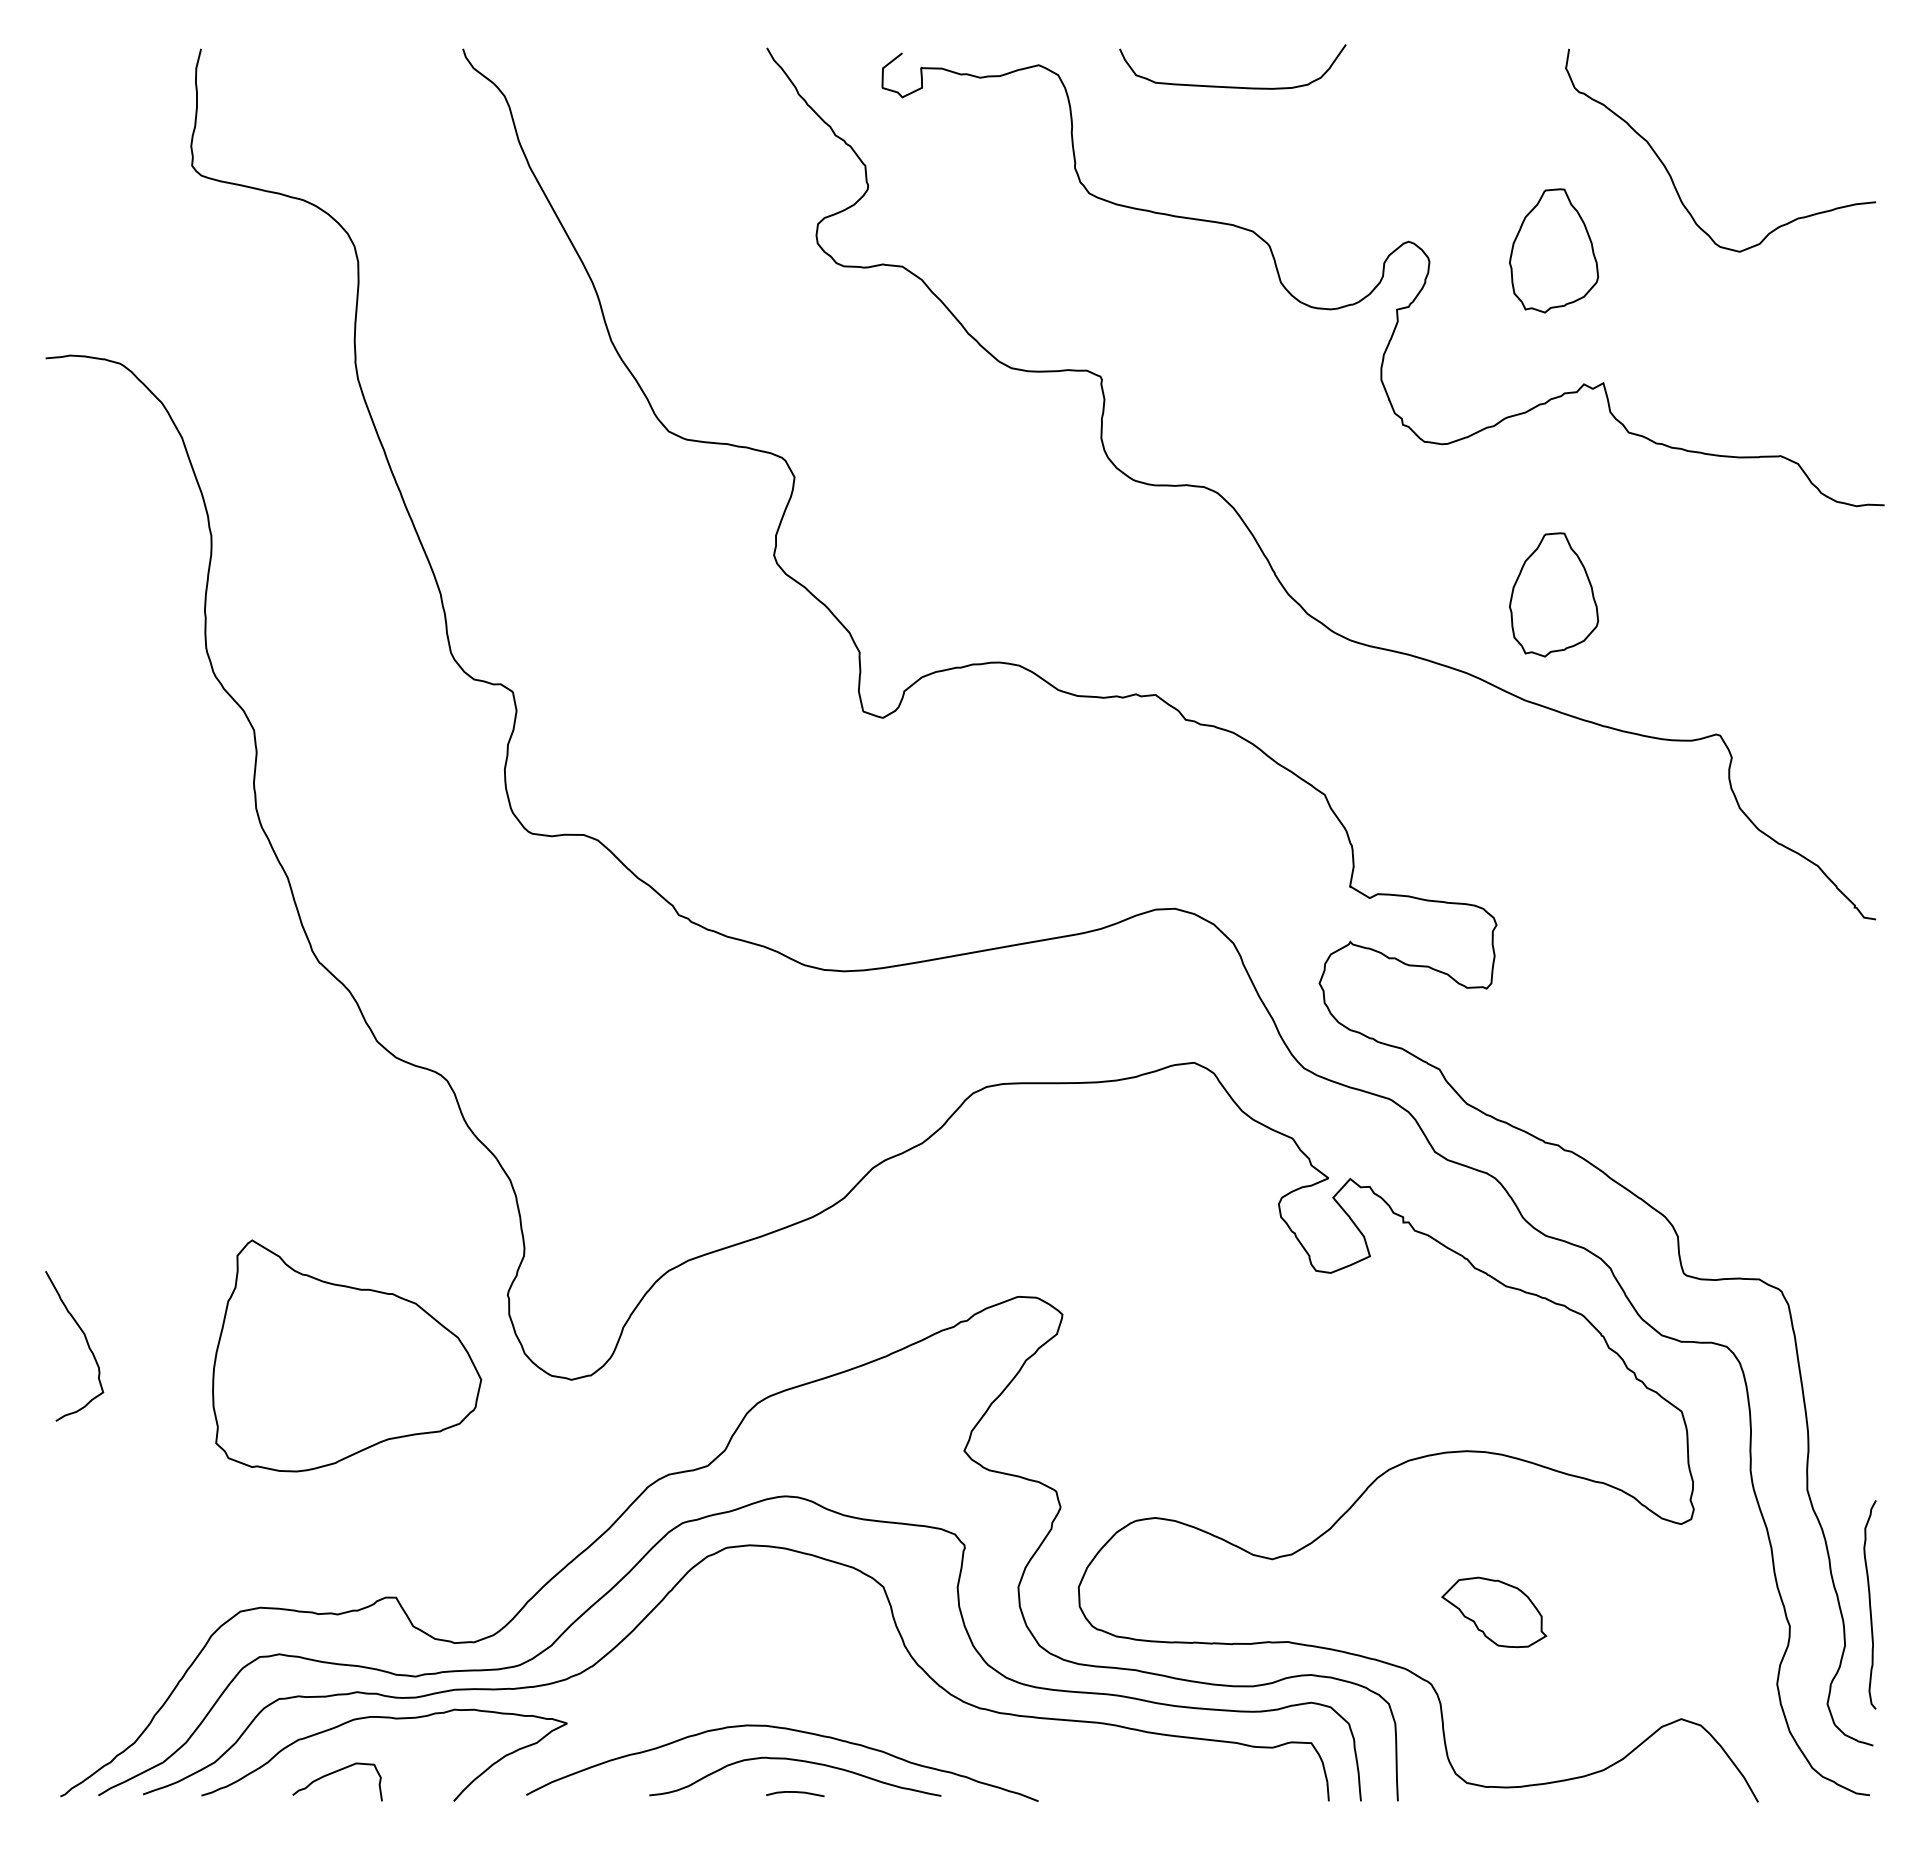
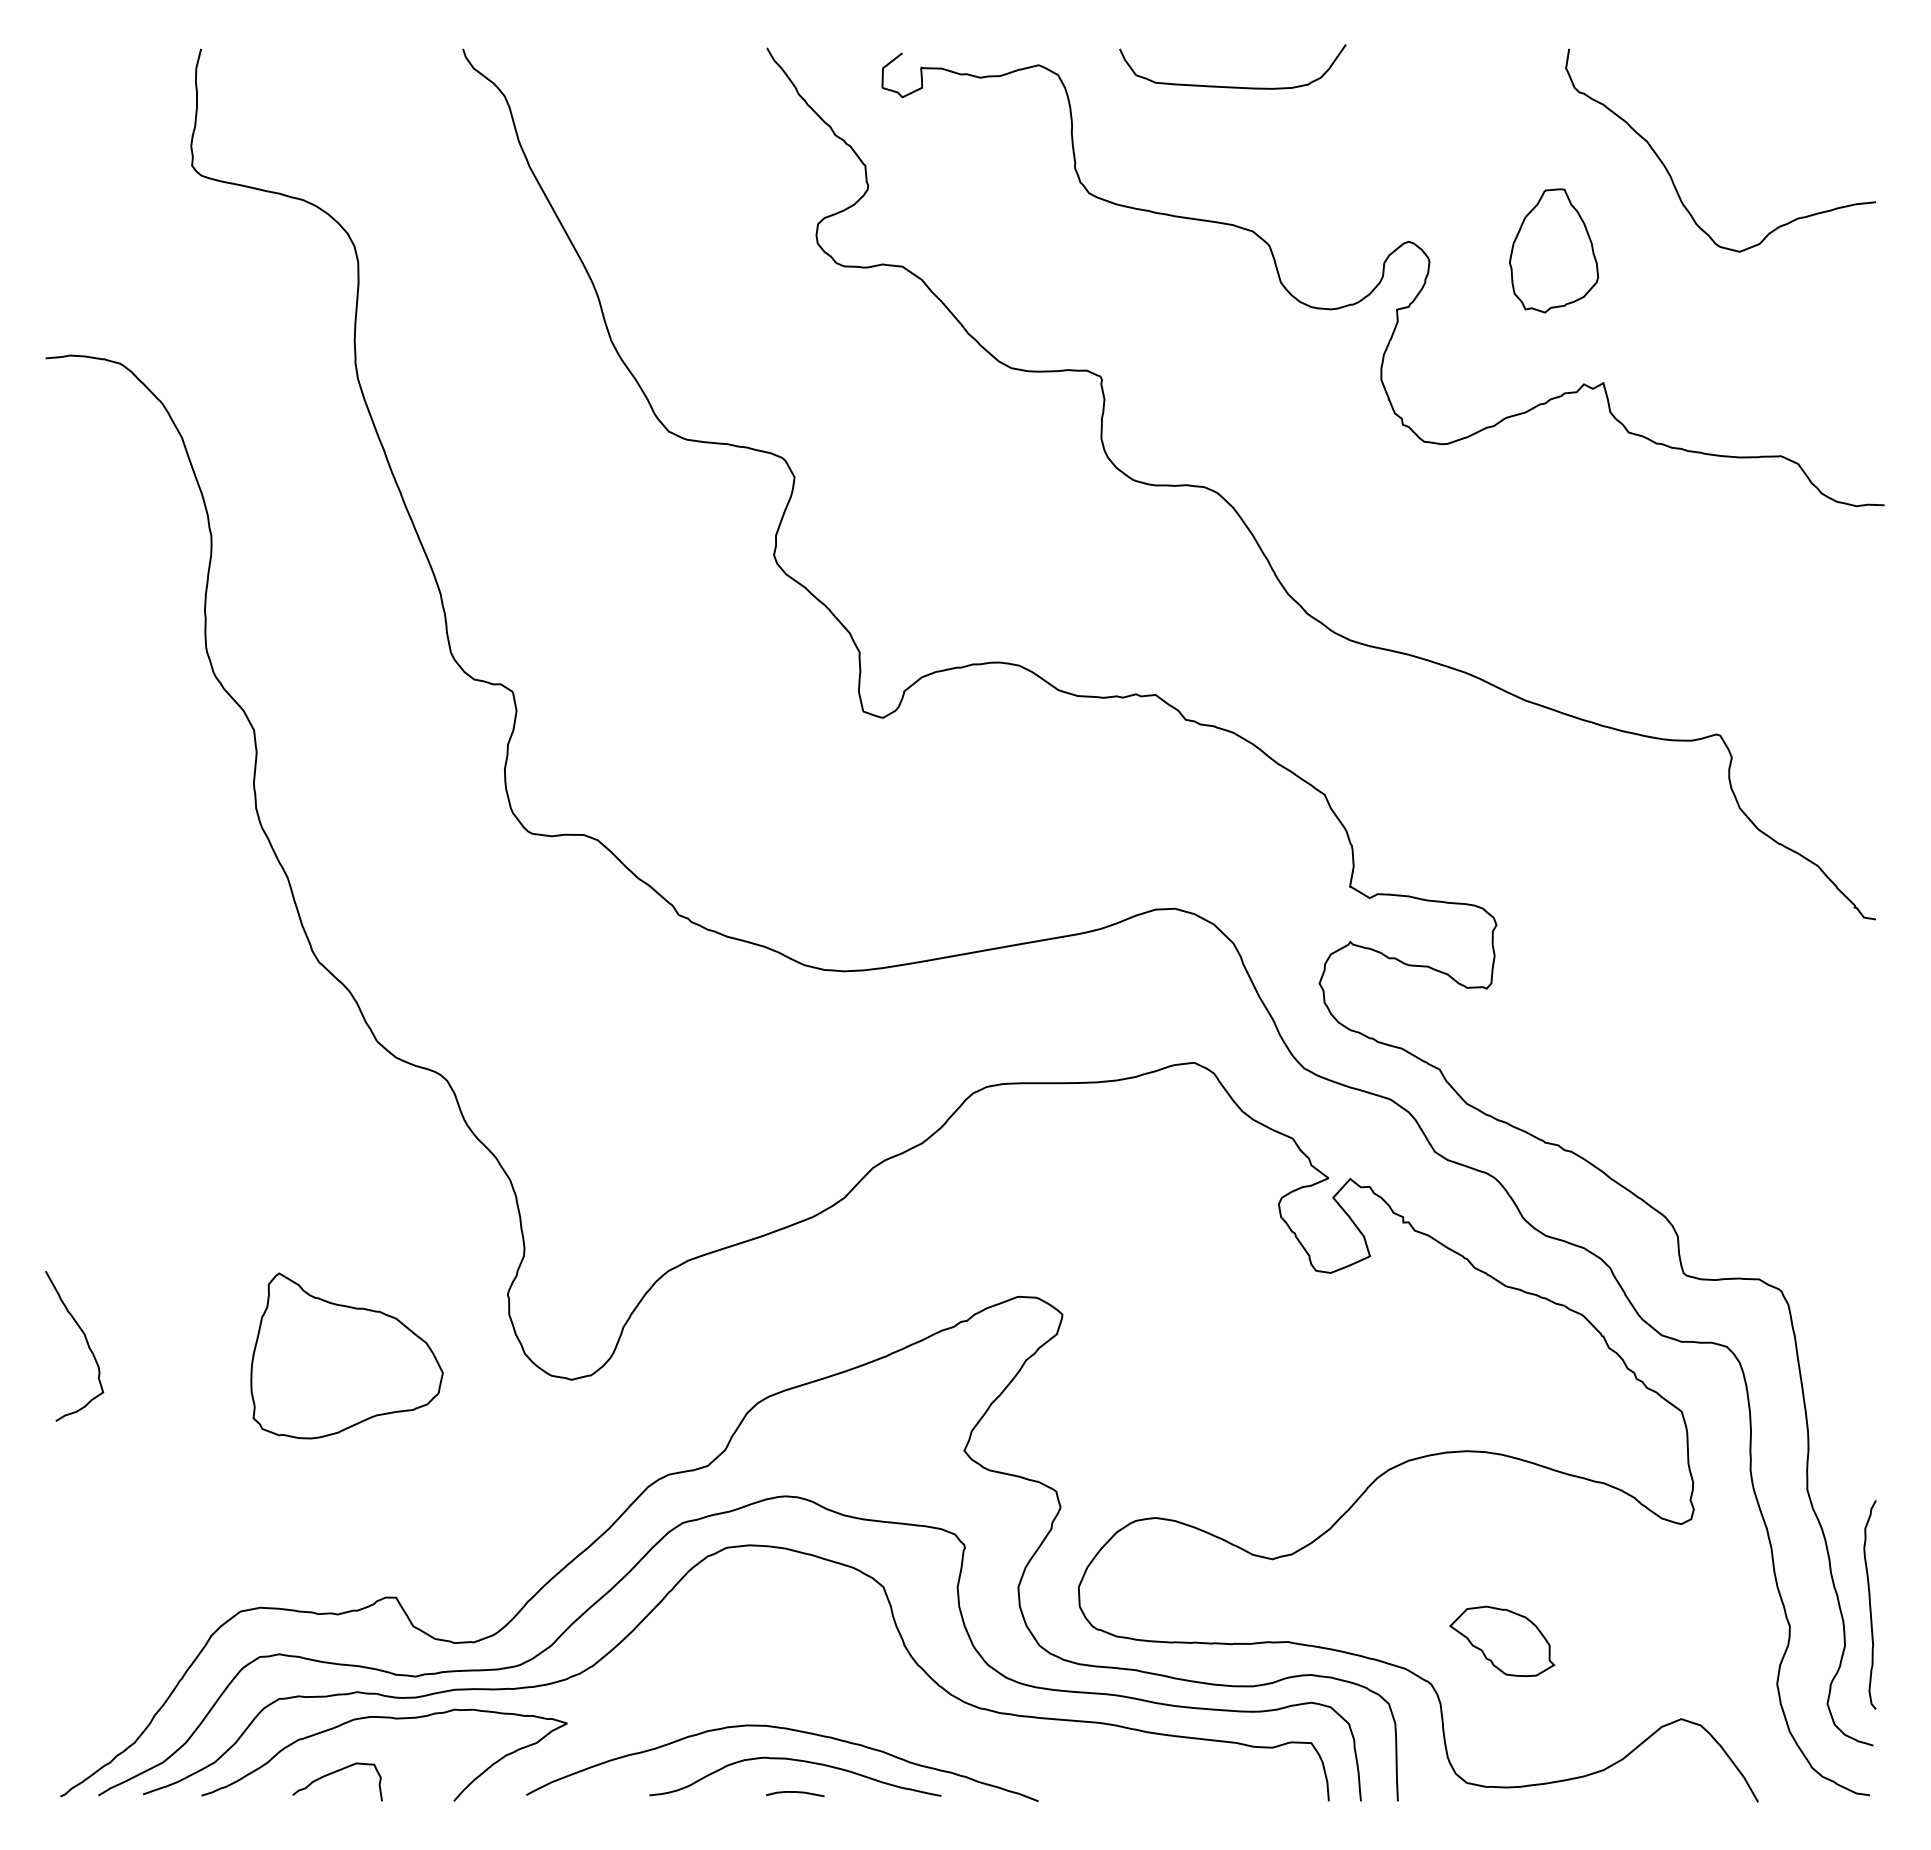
part: present -> none (1553, 594)
part size: 271x234 px -> 194x168 px (346, 1355)
part position: (1494, 1611) -> (1502, 1640) (1502, 1640)
